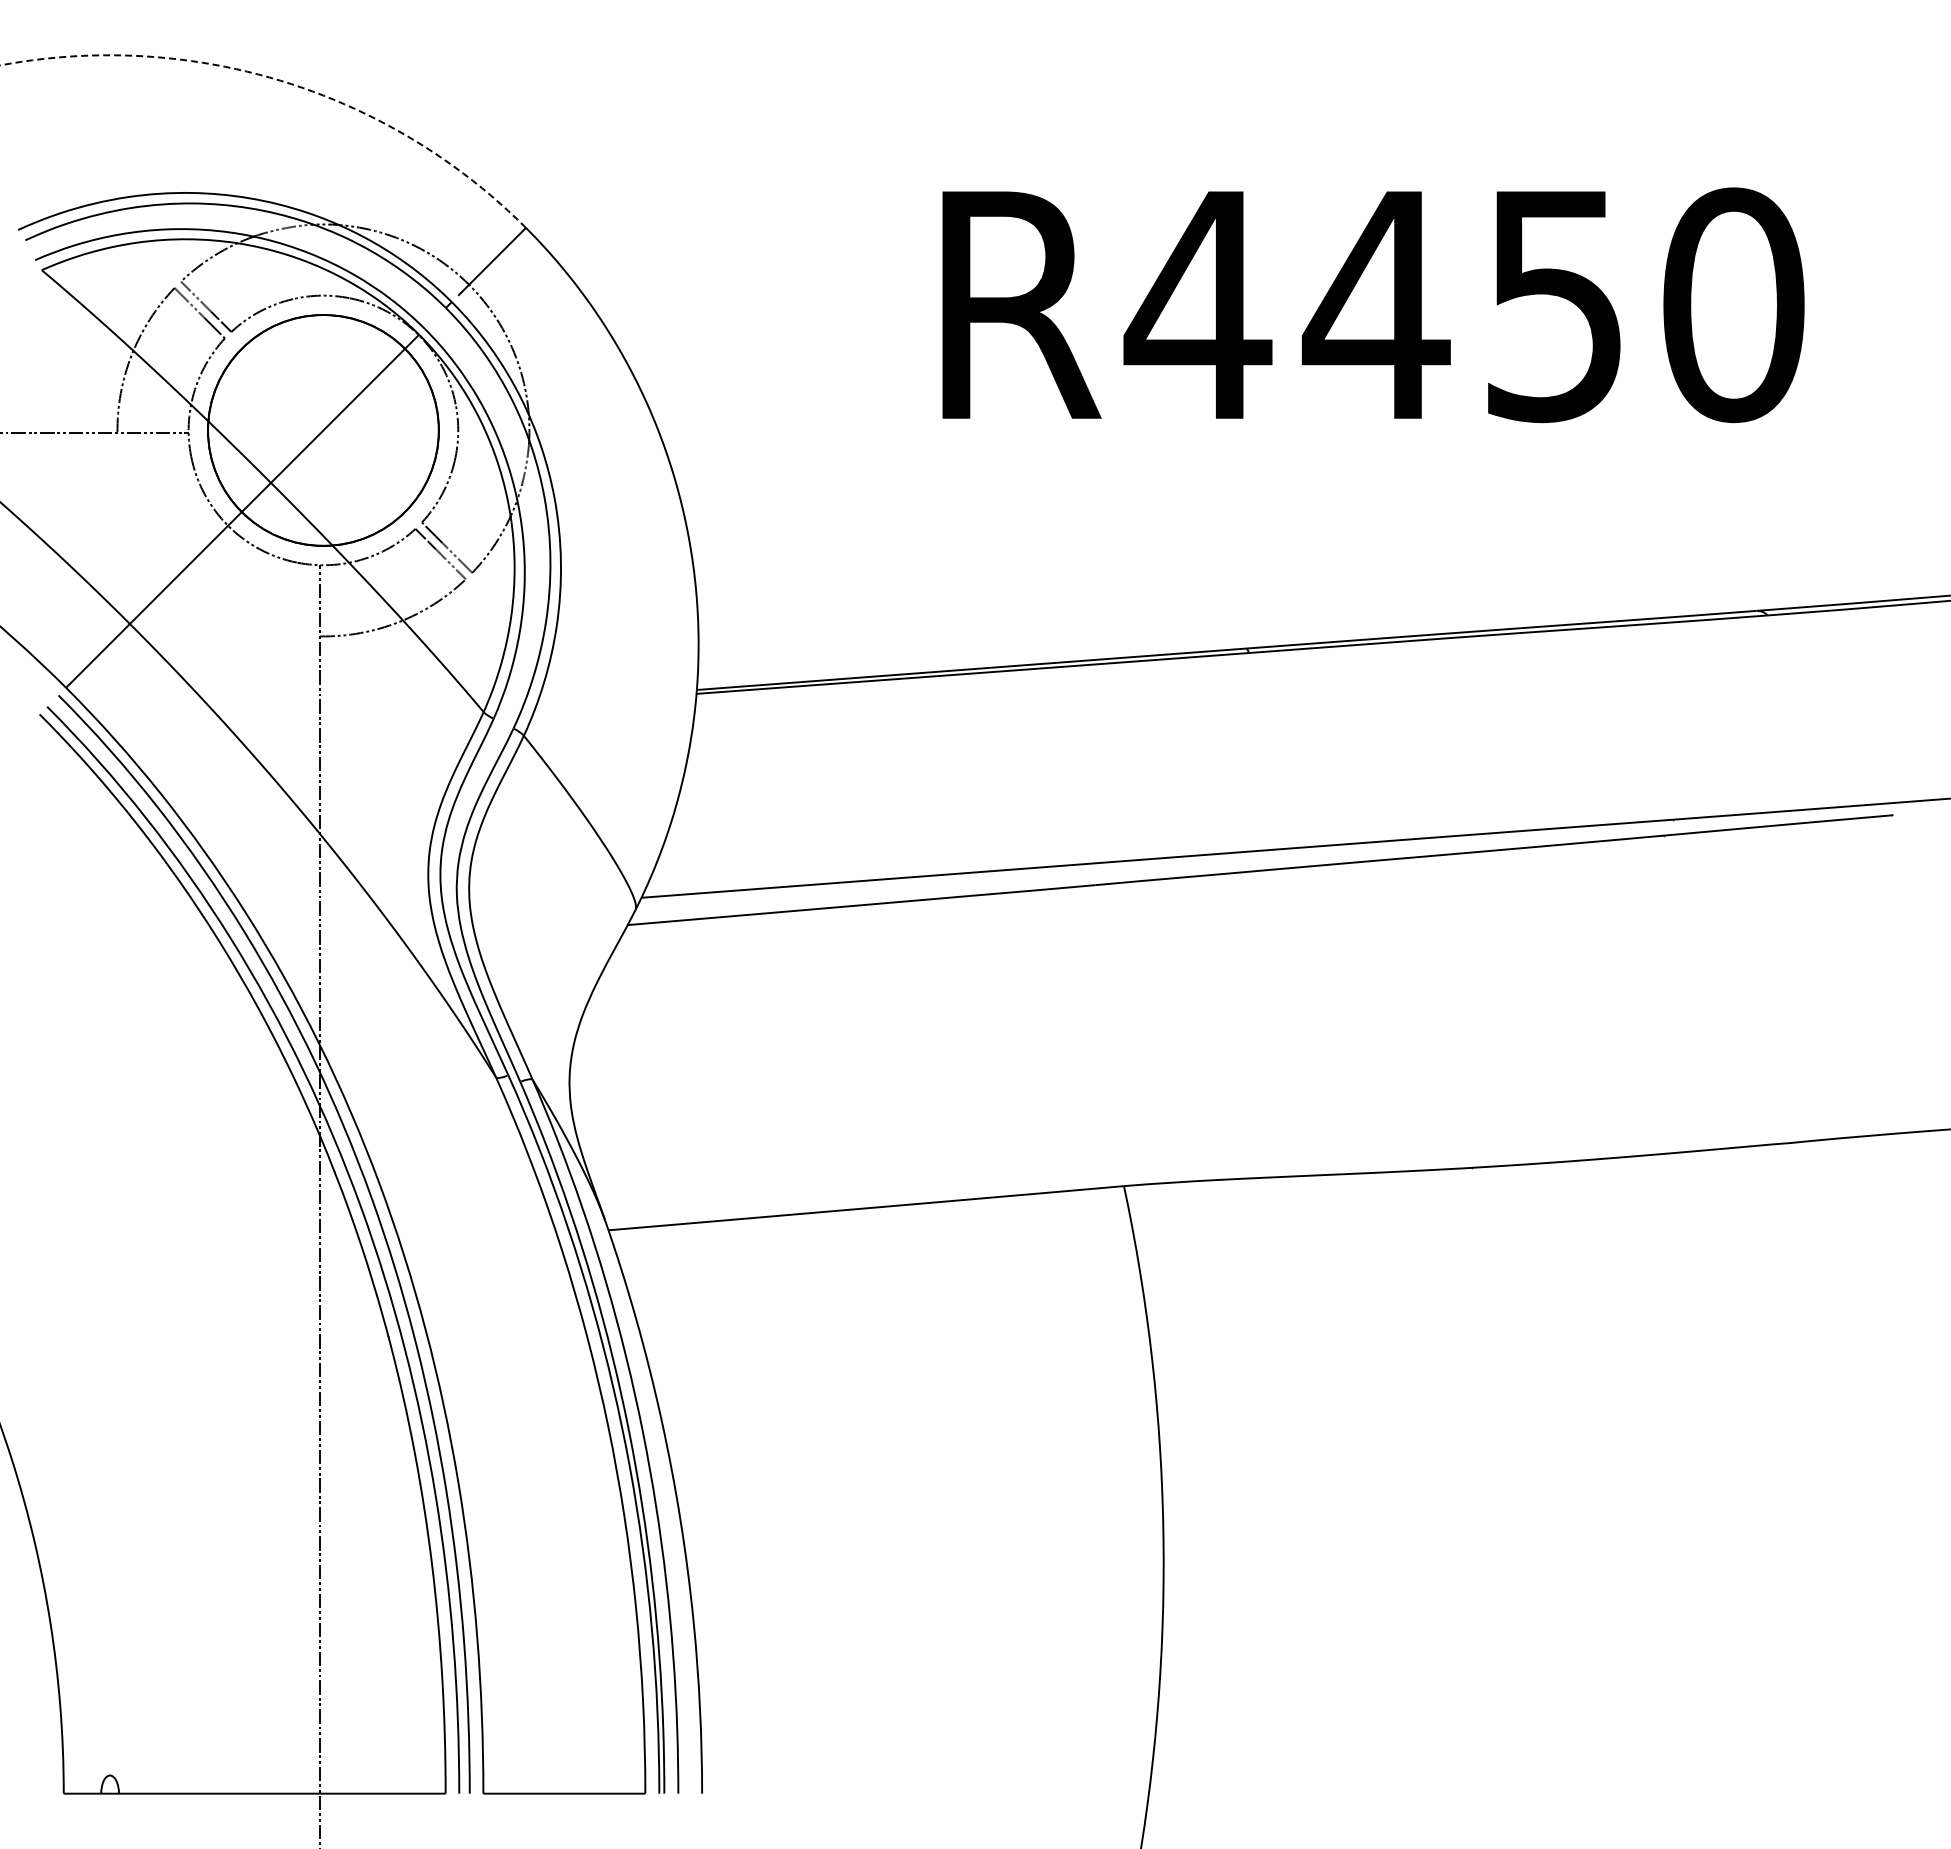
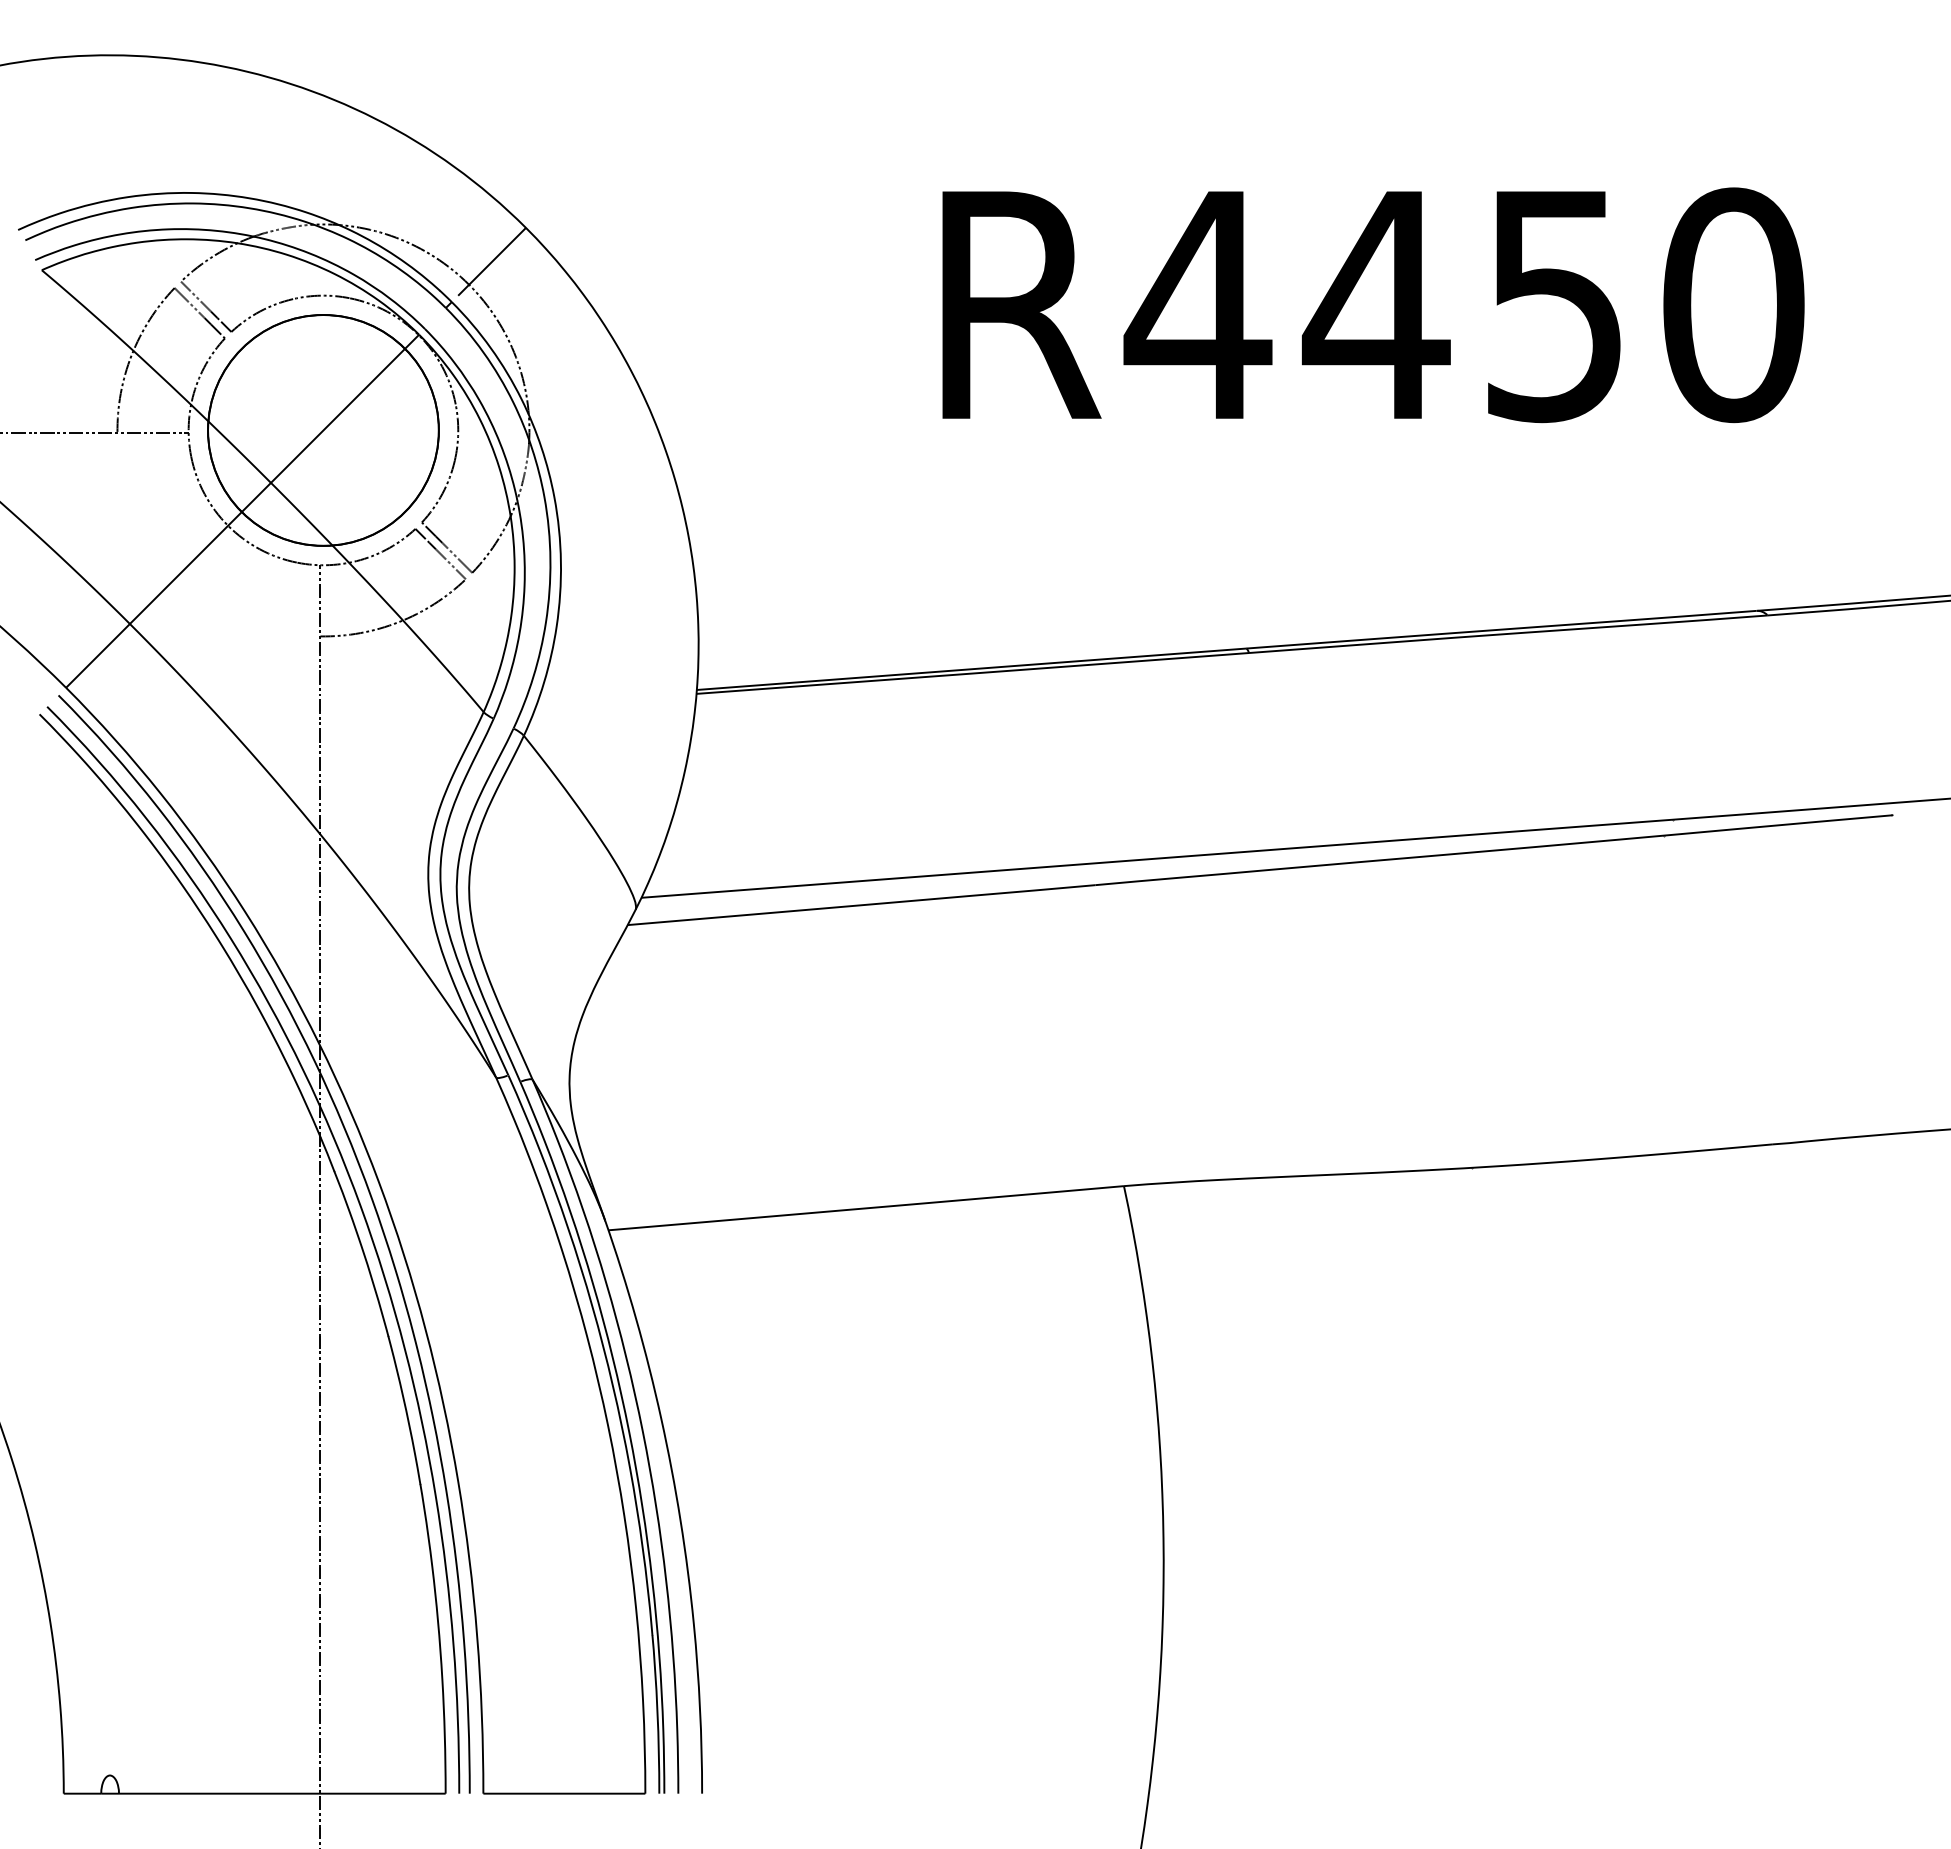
arc: dashed -> solid (284, 82)
